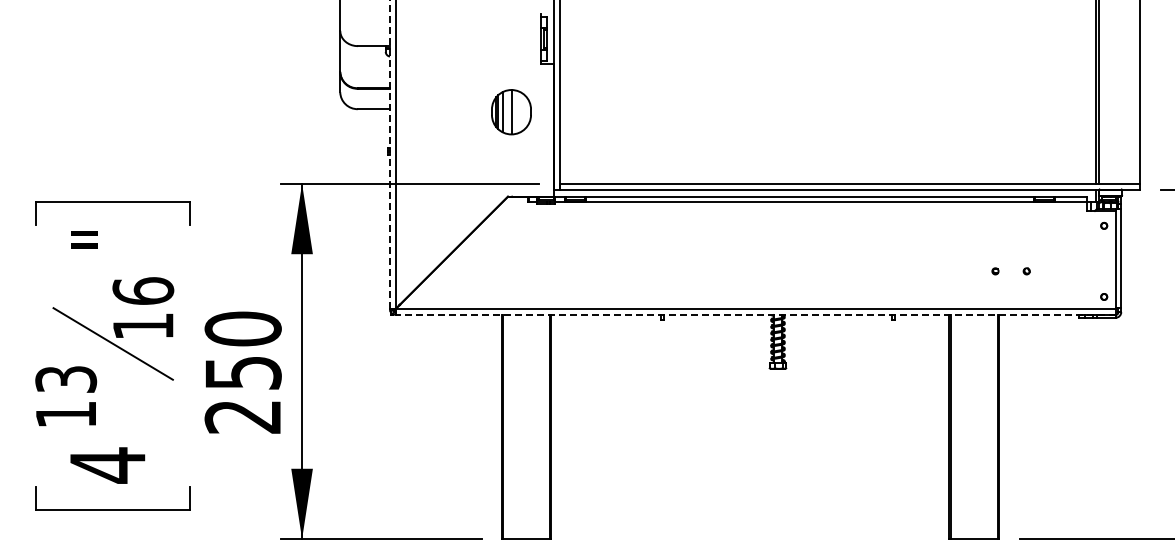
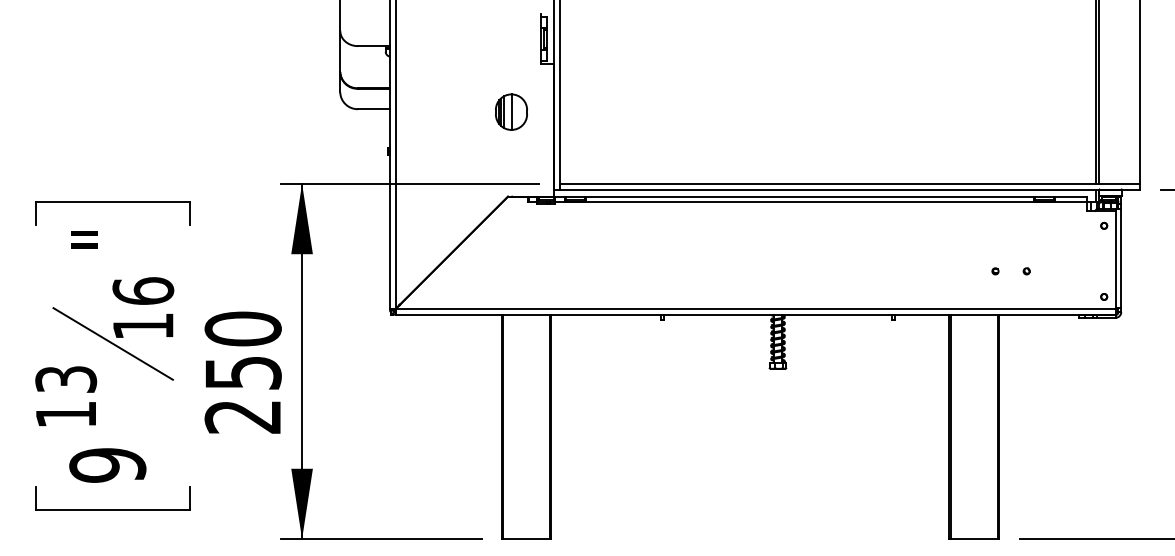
part size: 41x47 px -> 33x38 px (511, 111)
line: dashed -> solid (389, 154)
line: dashed -> solid (755, 314)
text: 4 -> 9 (107, 465)
